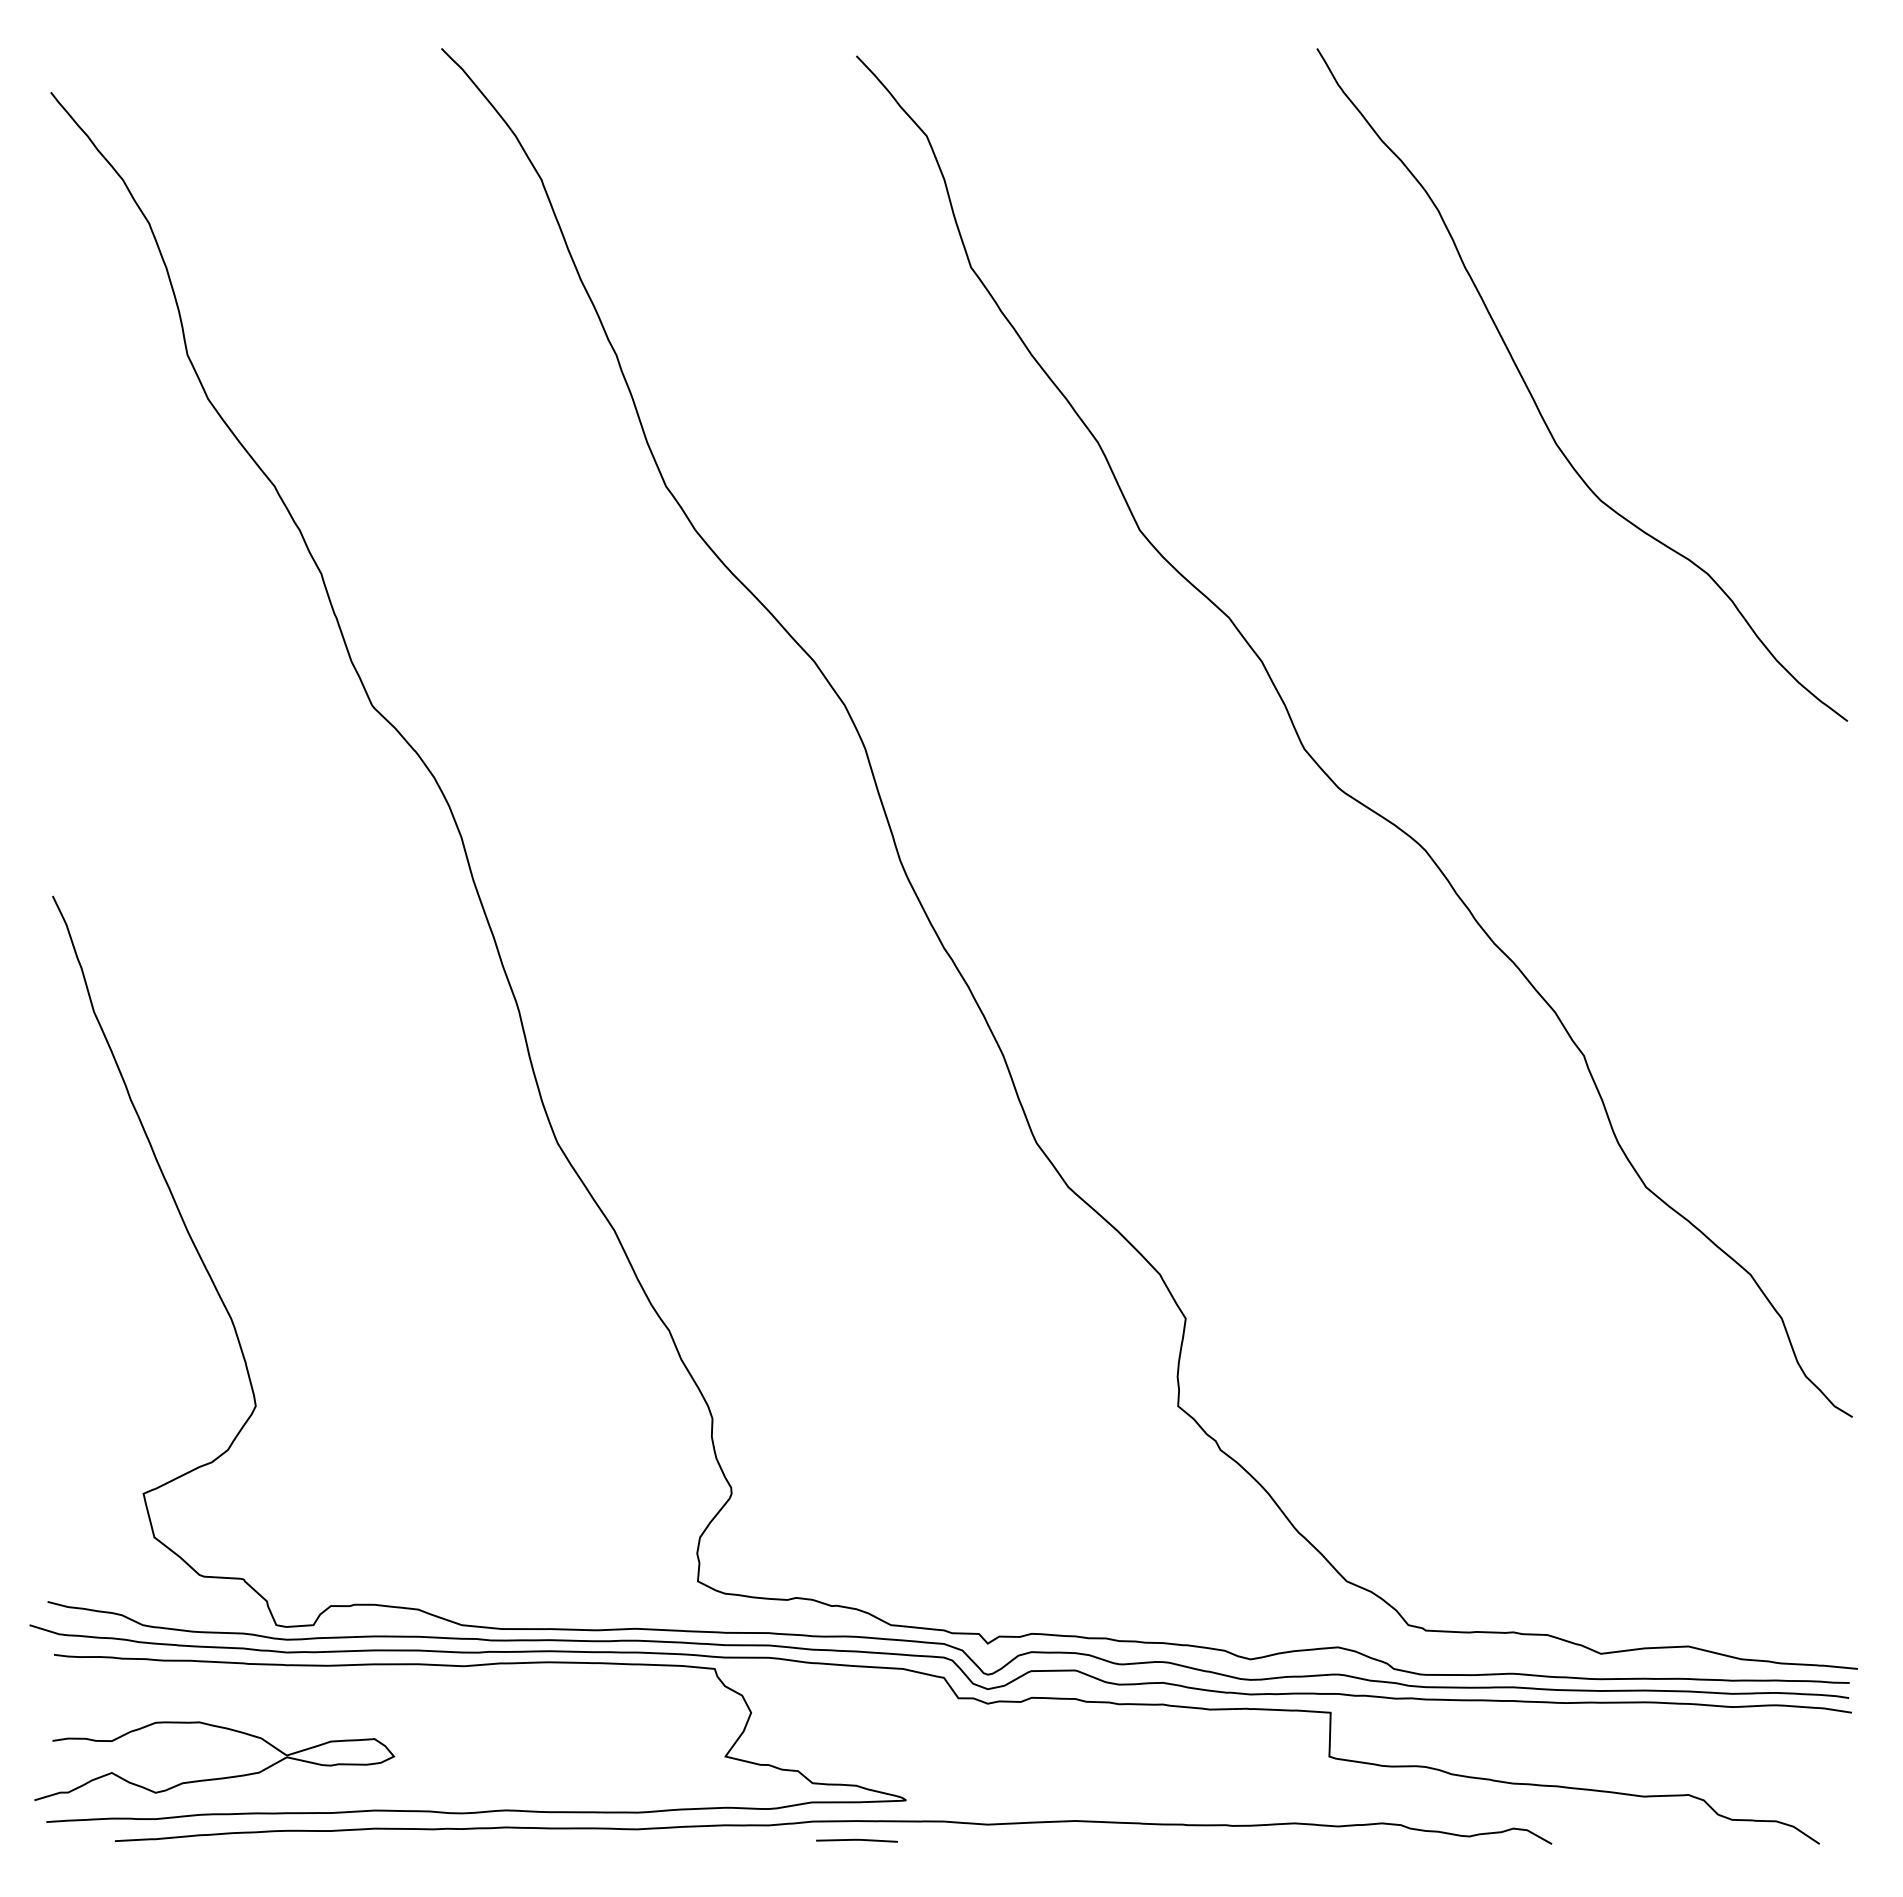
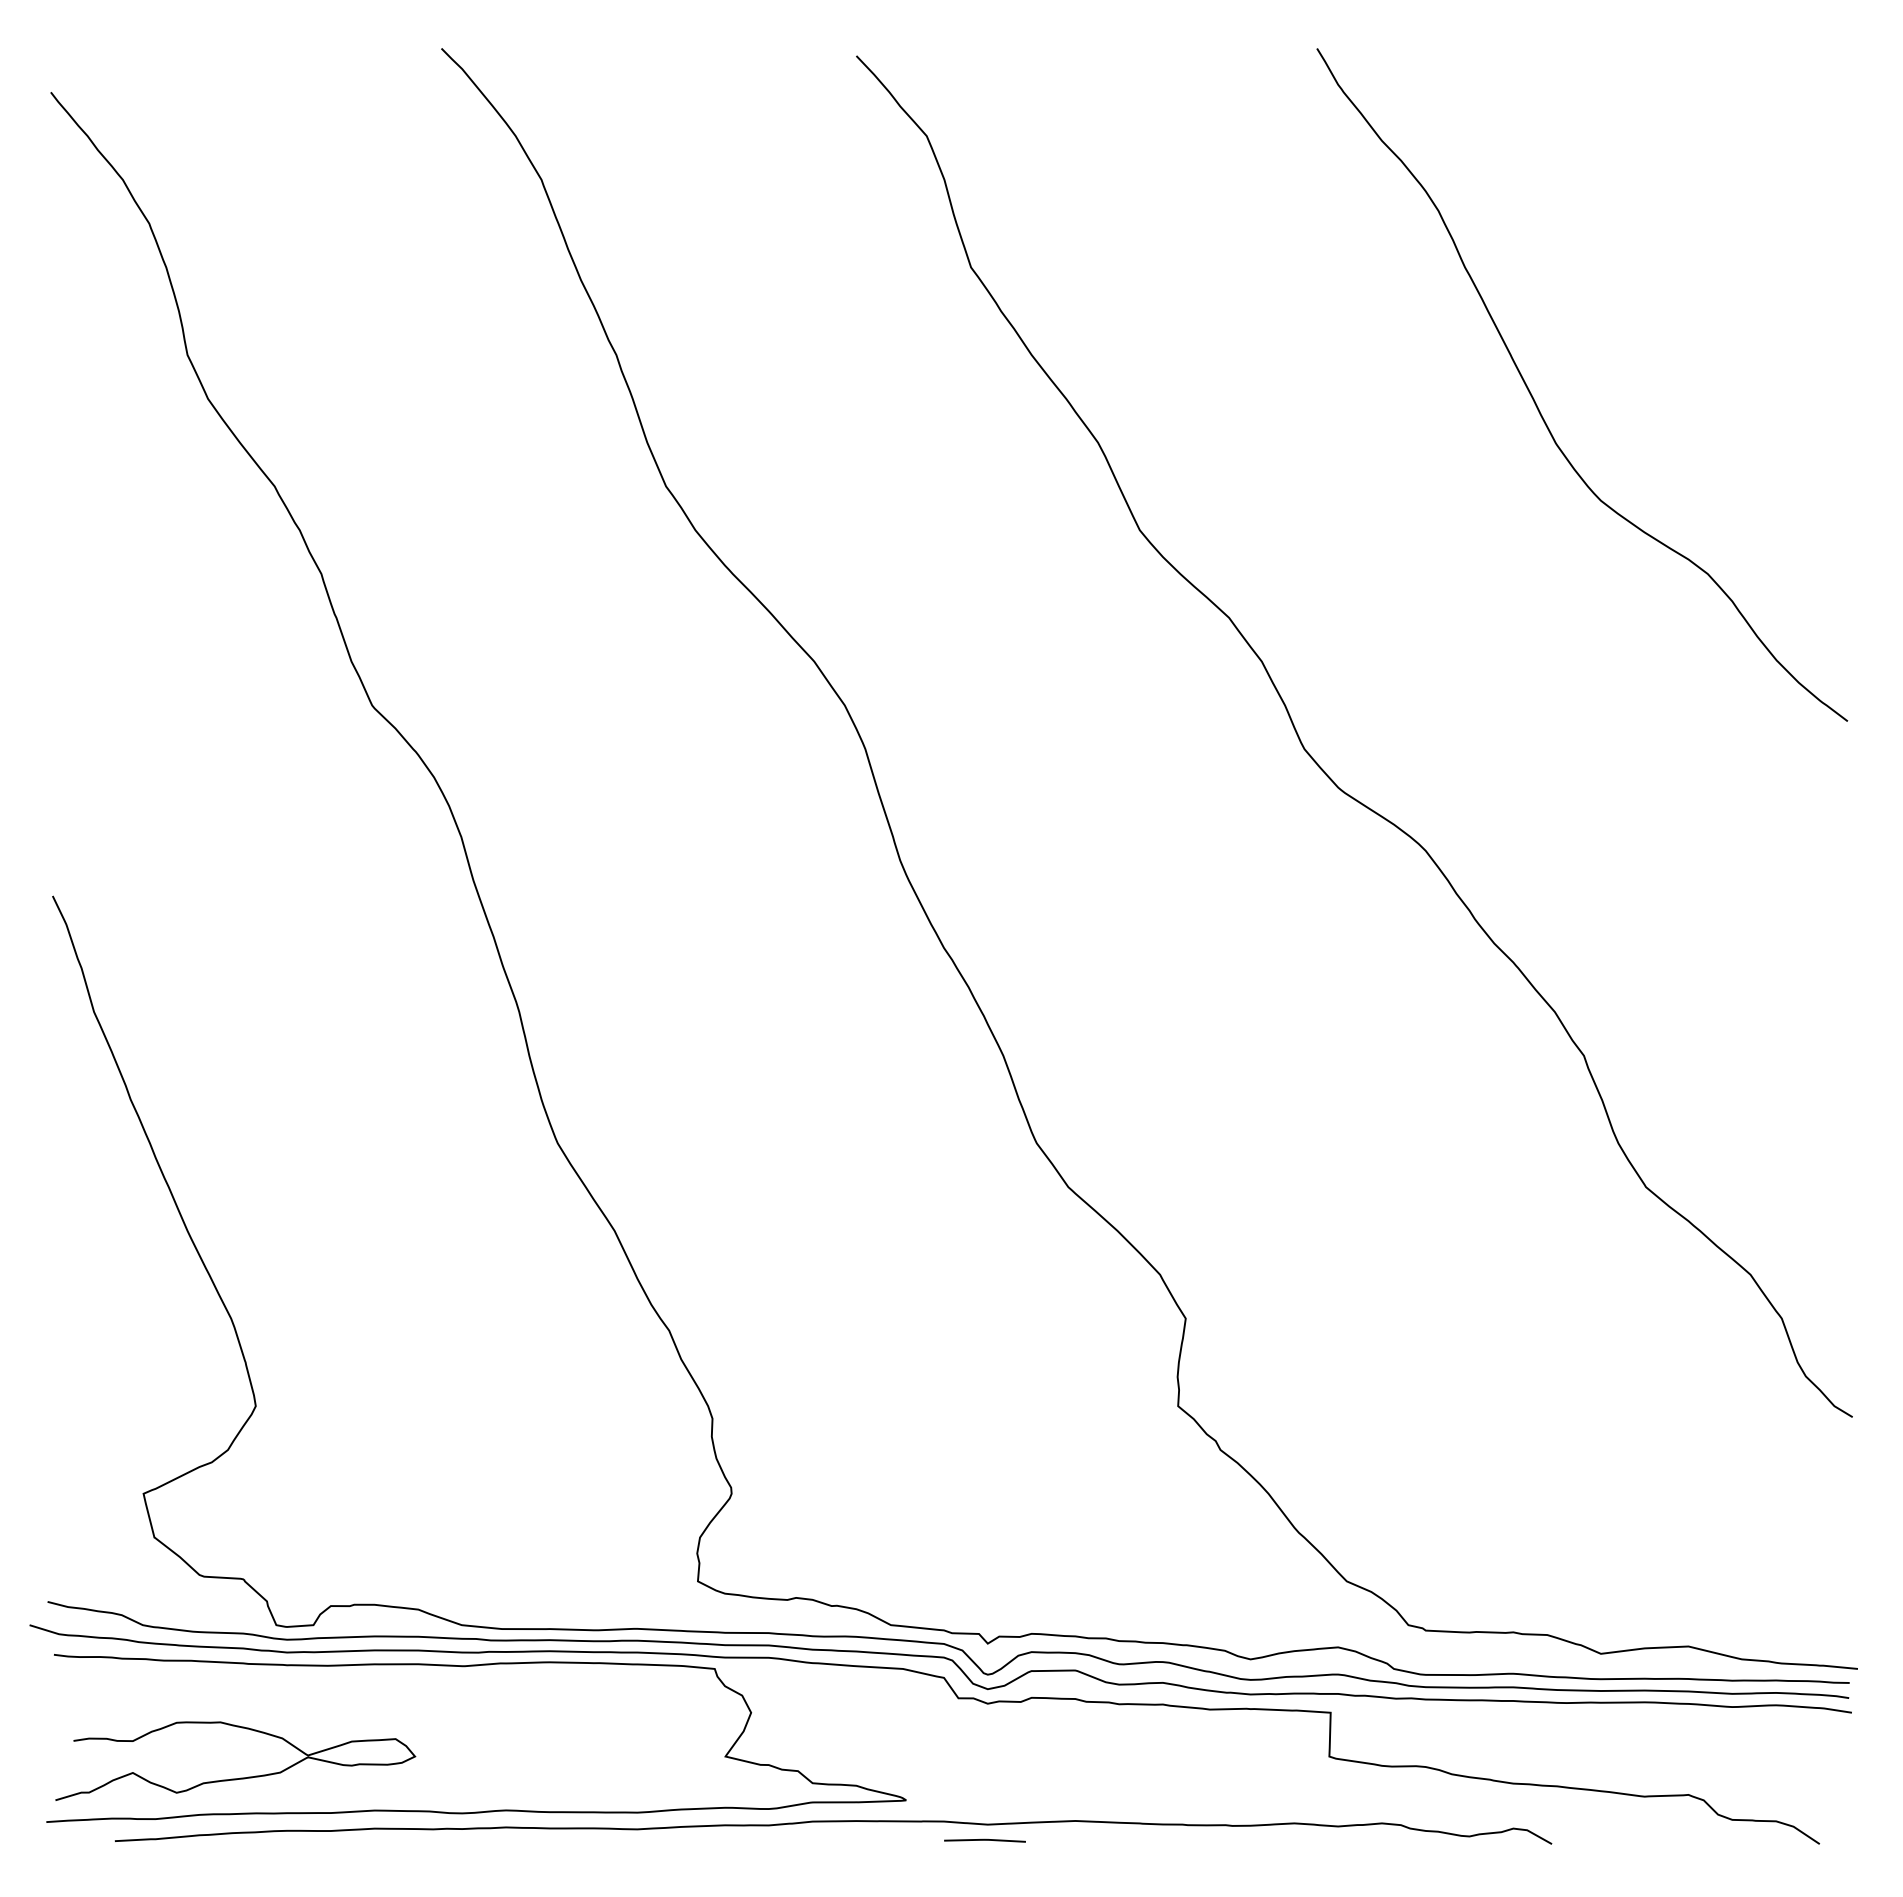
curve position: (219, 1777) -> (240, 1777) (240, 1777)
line position: (856, 1840) -> (984, 1840) (984, 1840)
